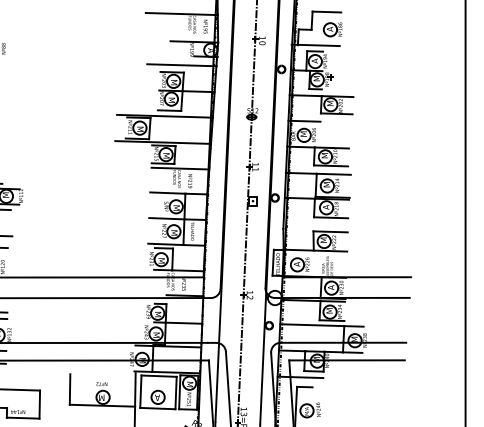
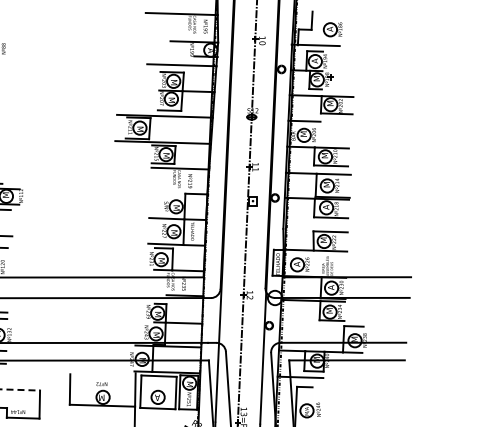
line: present -> none (326, 11)
line: present -> none (167, 192)
line: present -> none (465, 212)
line: present -> none (312, 325)
line: solid -> dashed (20, 389)
